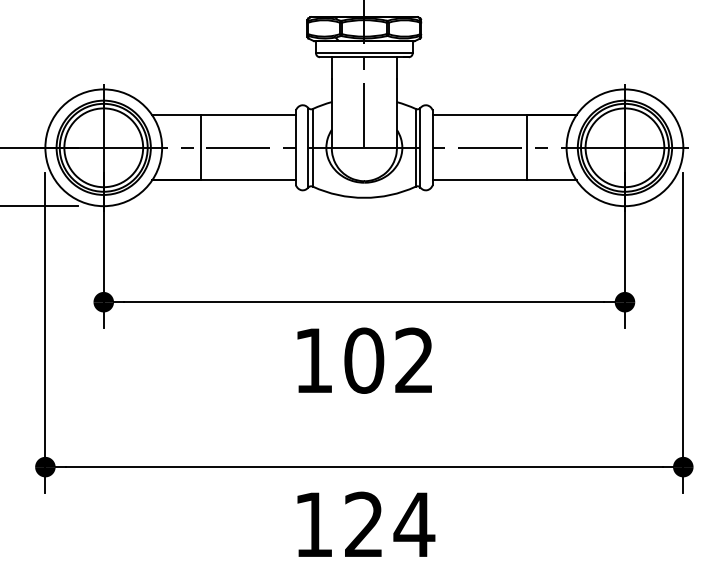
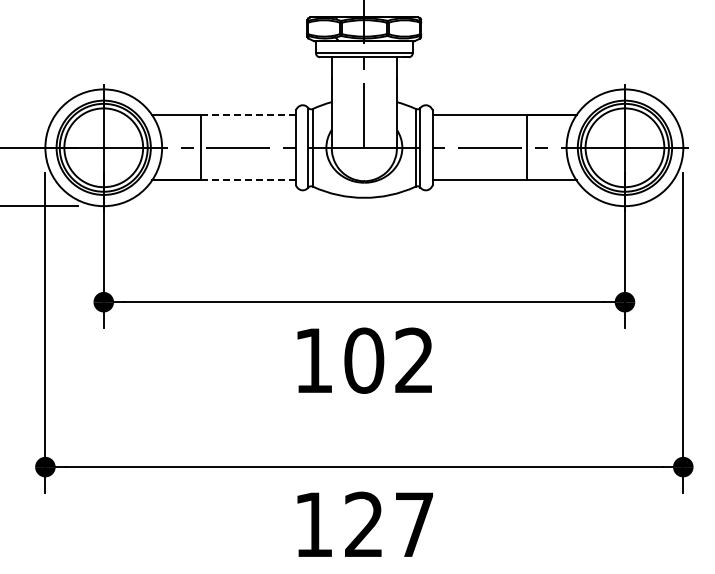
line: solid -> dashed (249, 115)
line: solid -> dashed (248, 180)
text: 124 -> 127 (414, 524)
